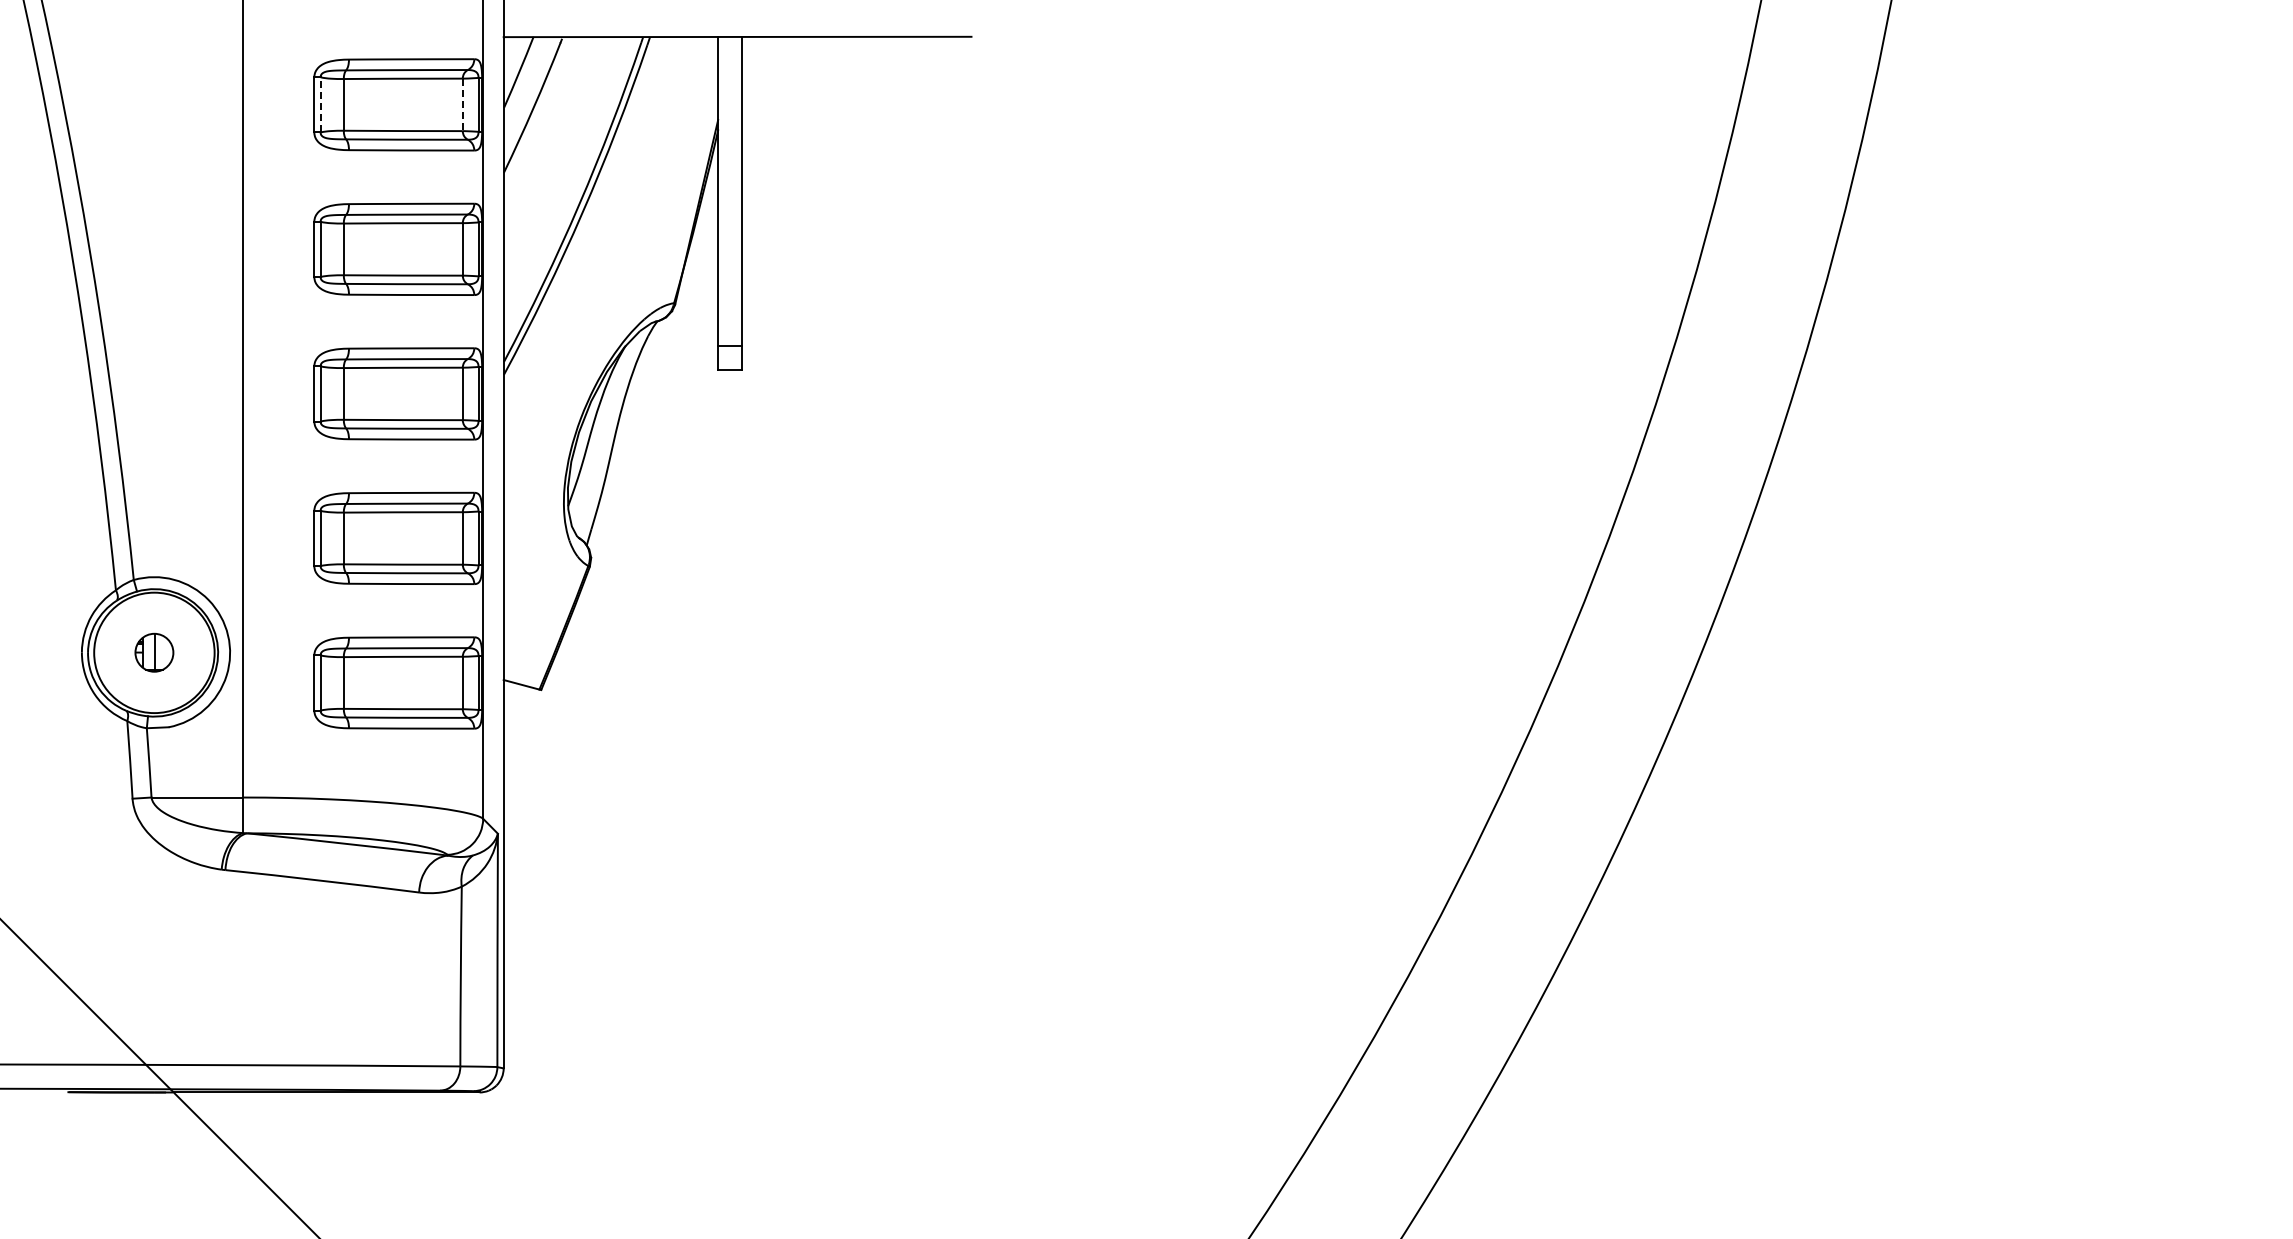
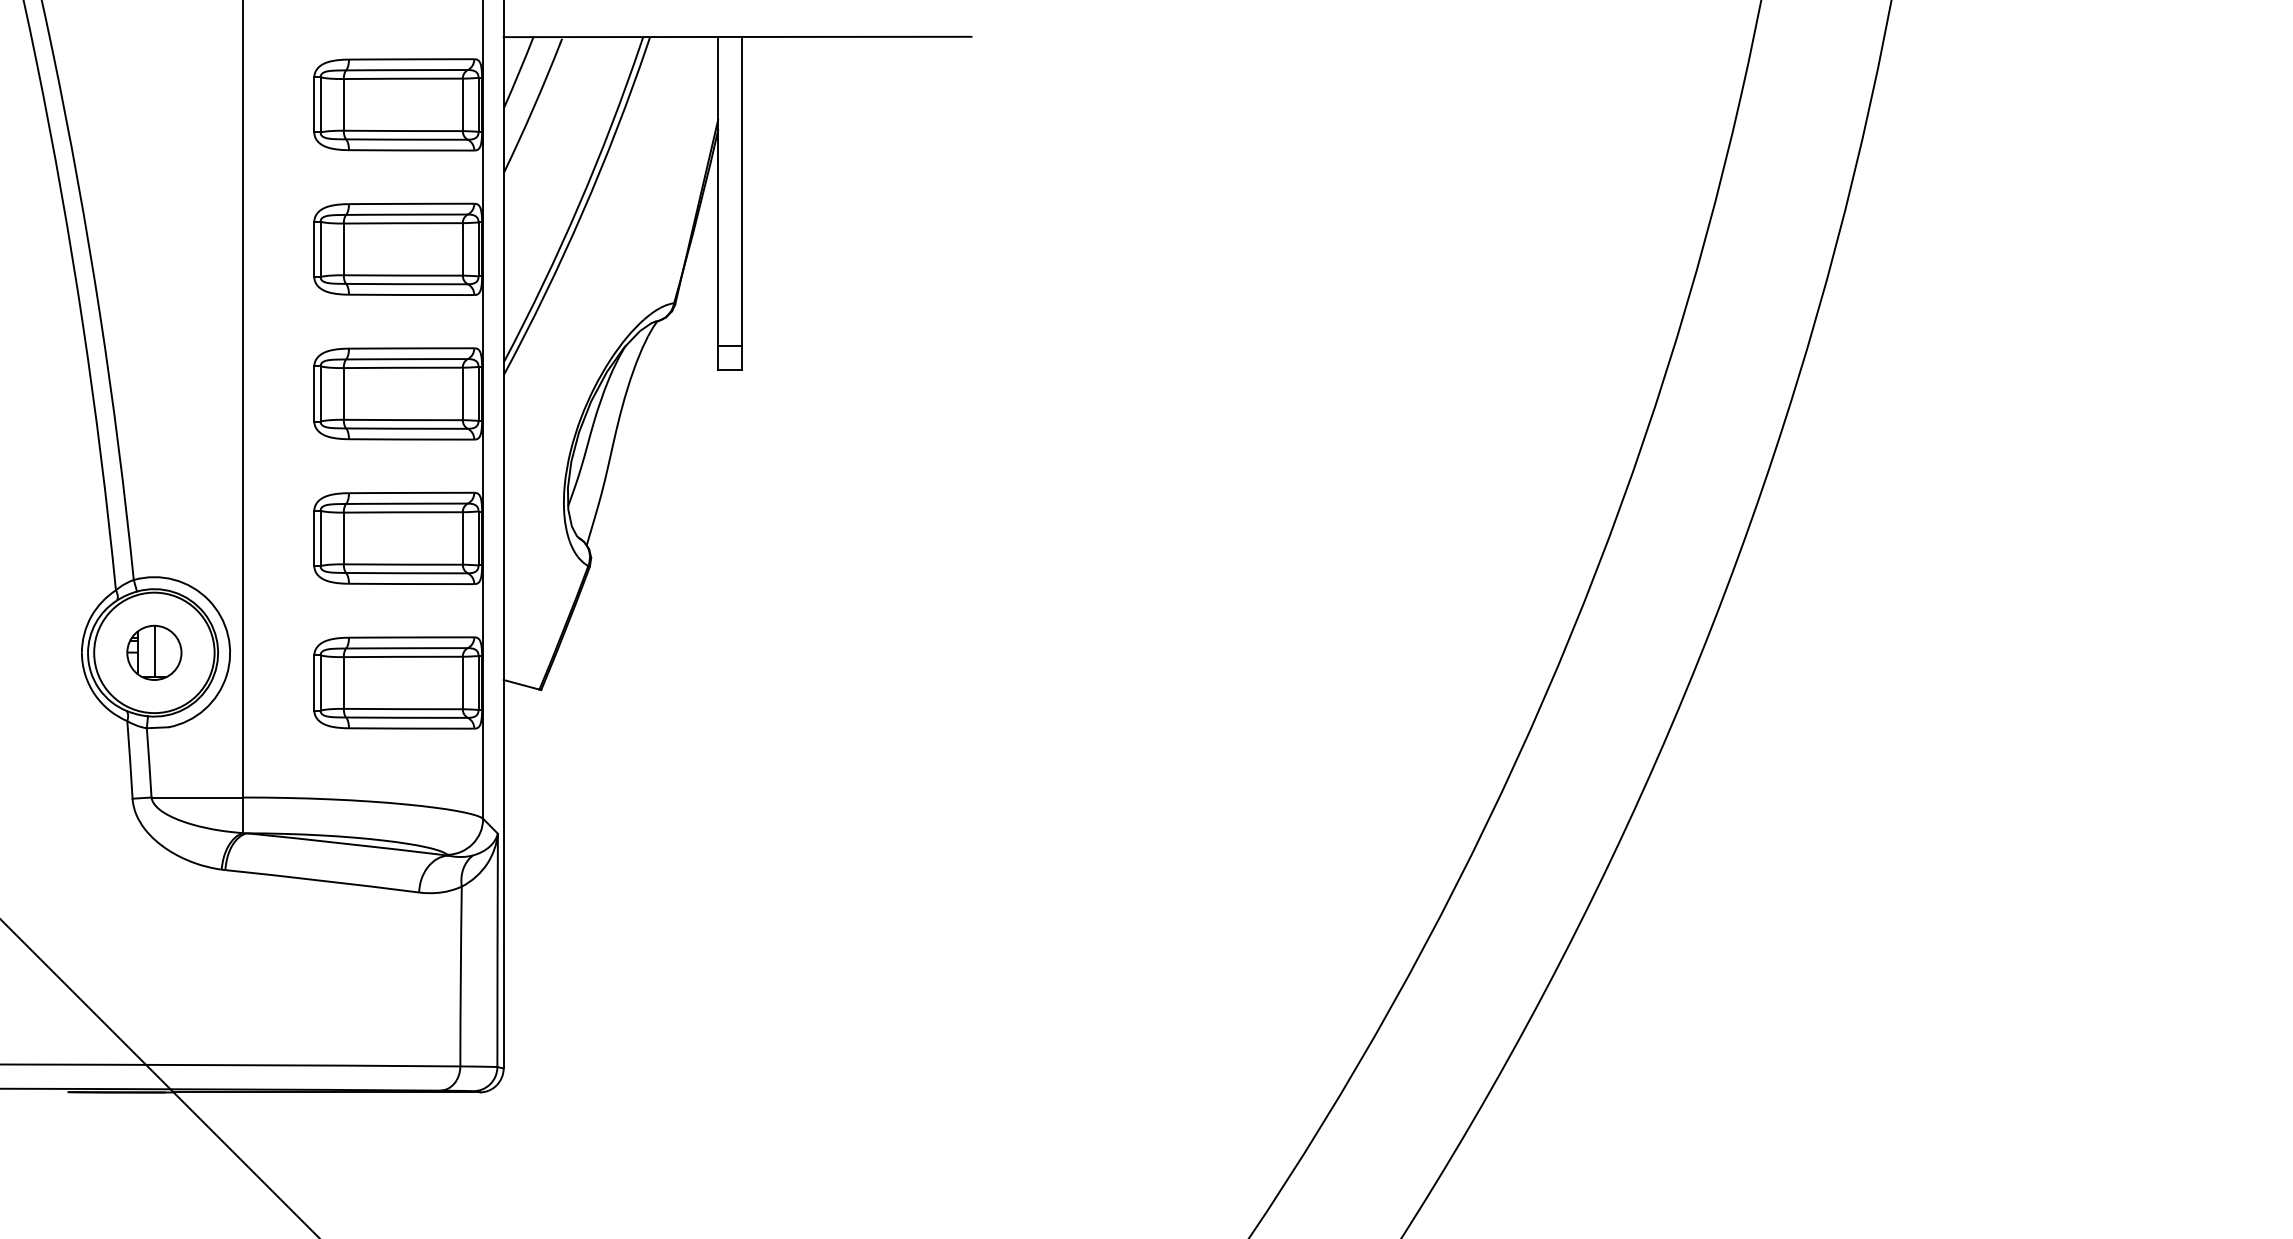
line: dashed -> solid (320, 104)
line: dashed -> solid (462, 105)
part size: 41x41 px -> 57x57 px (154, 652)
